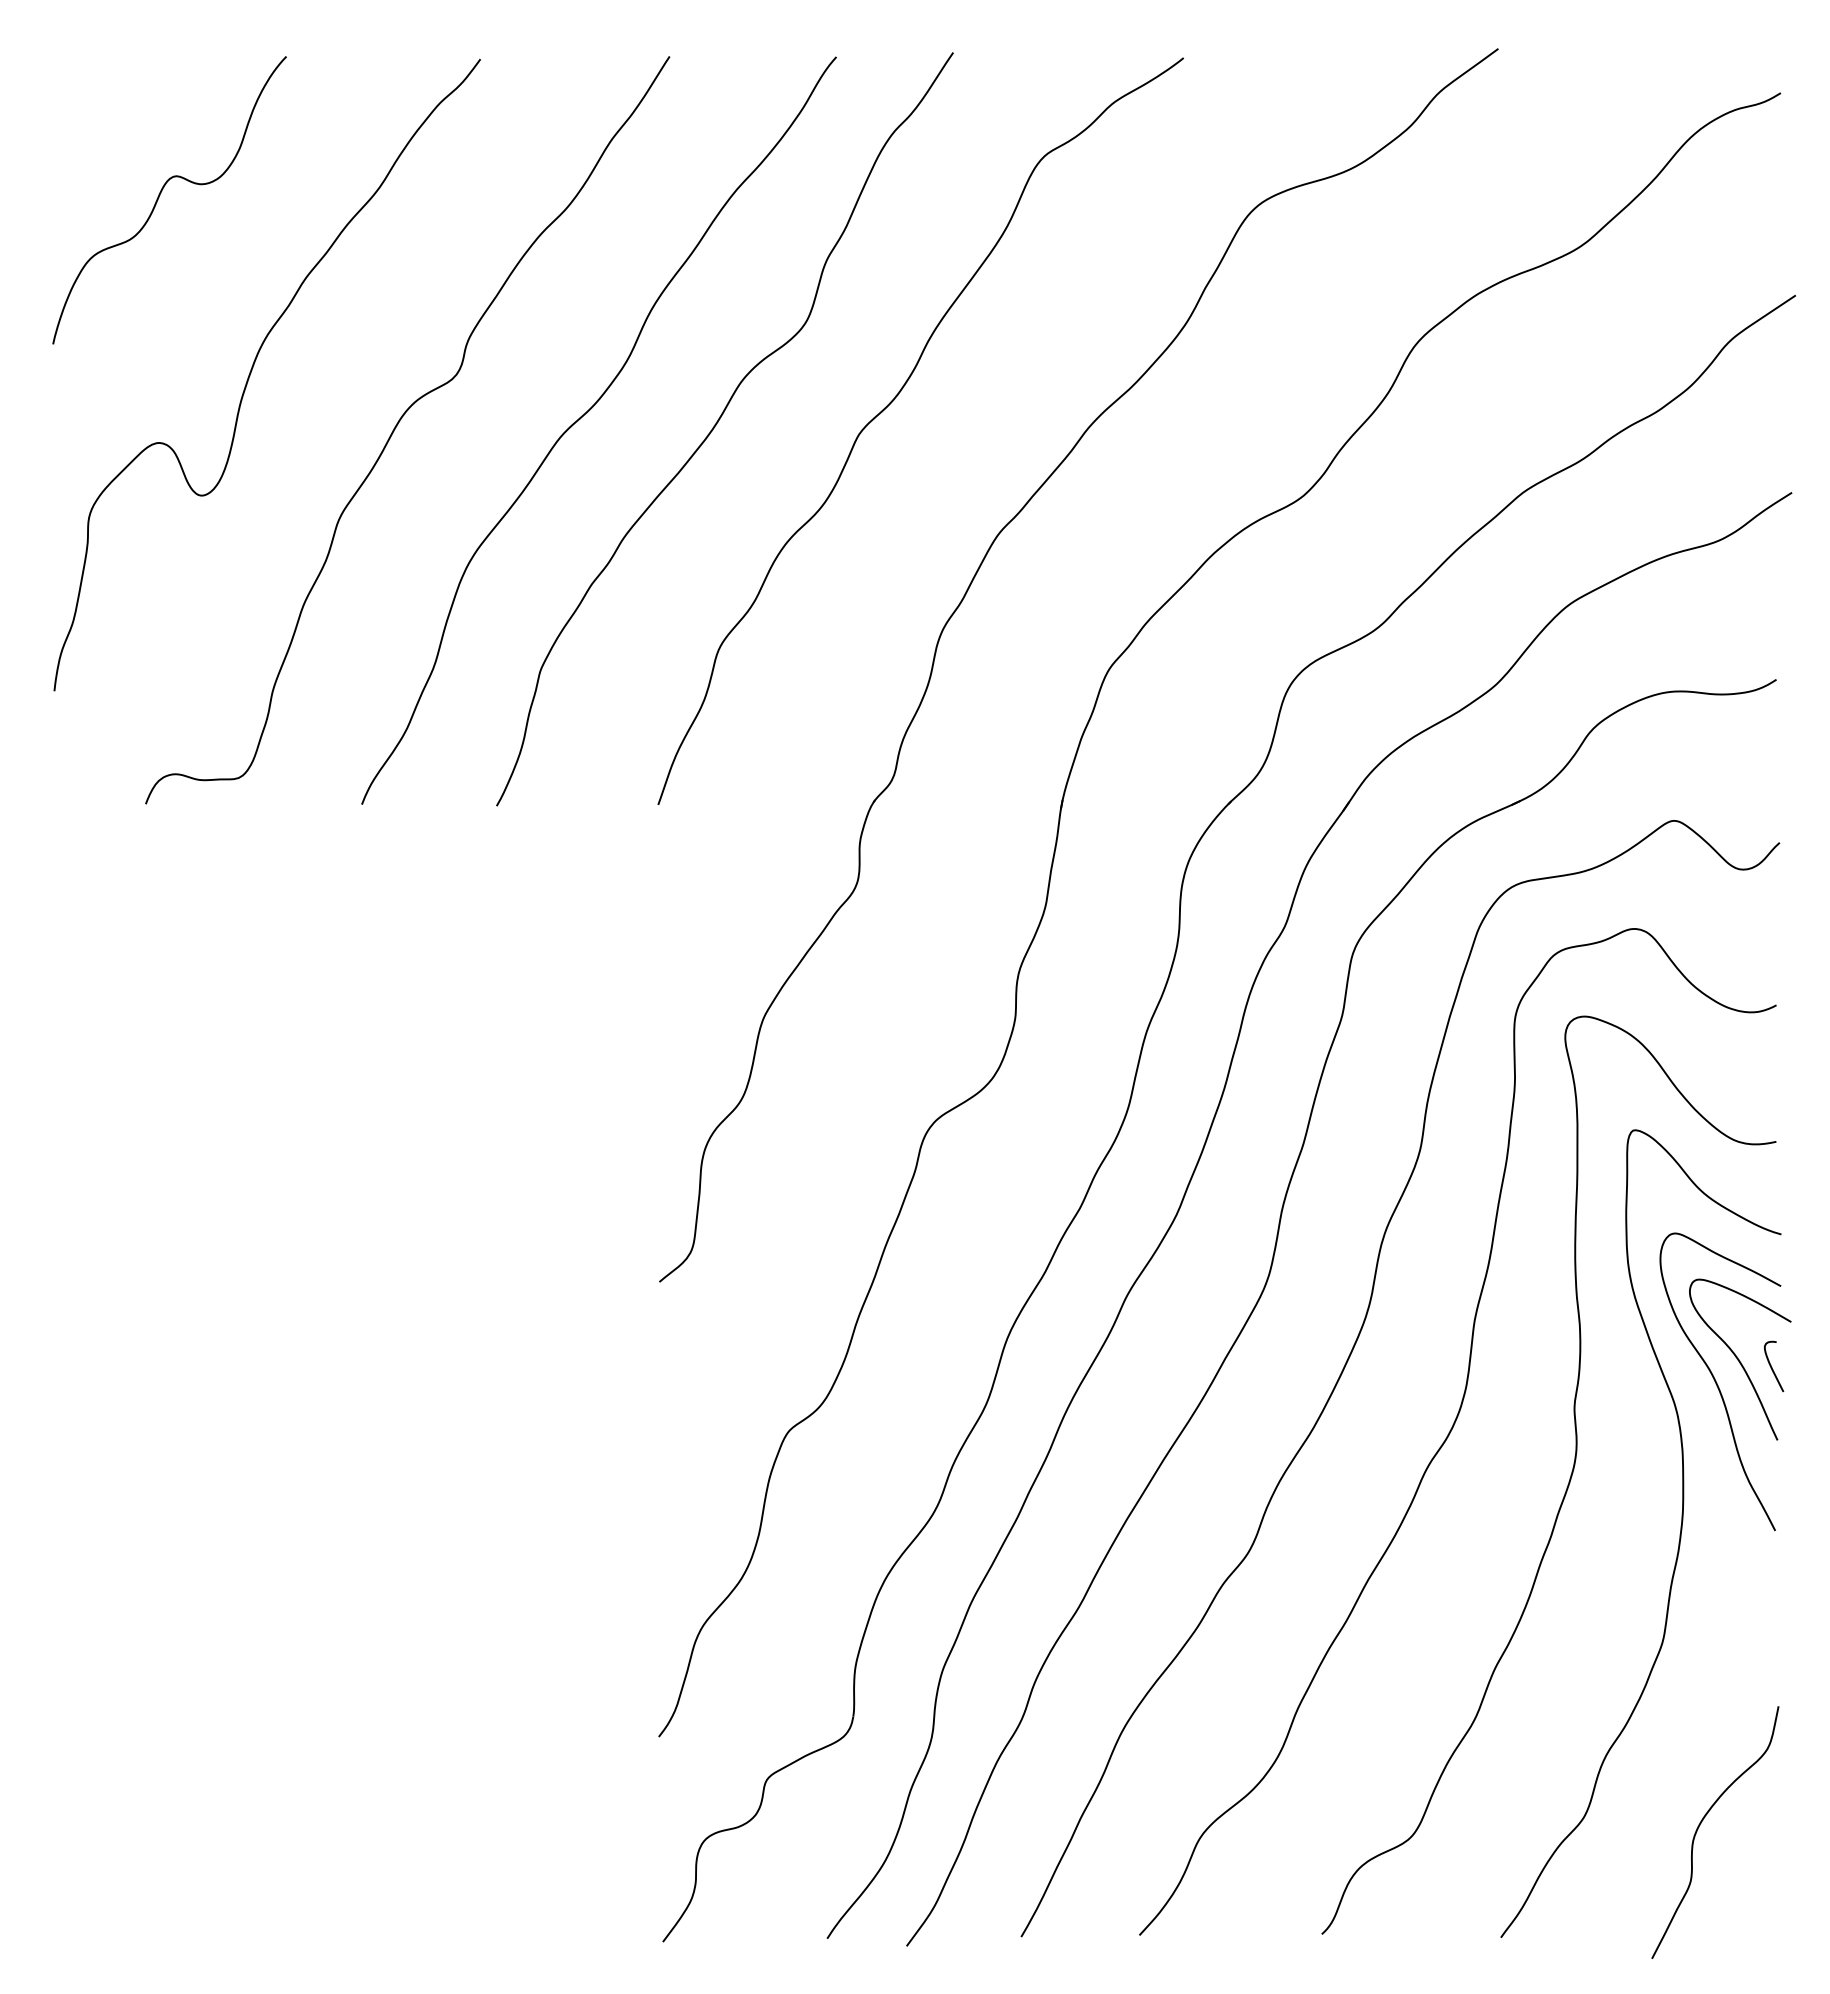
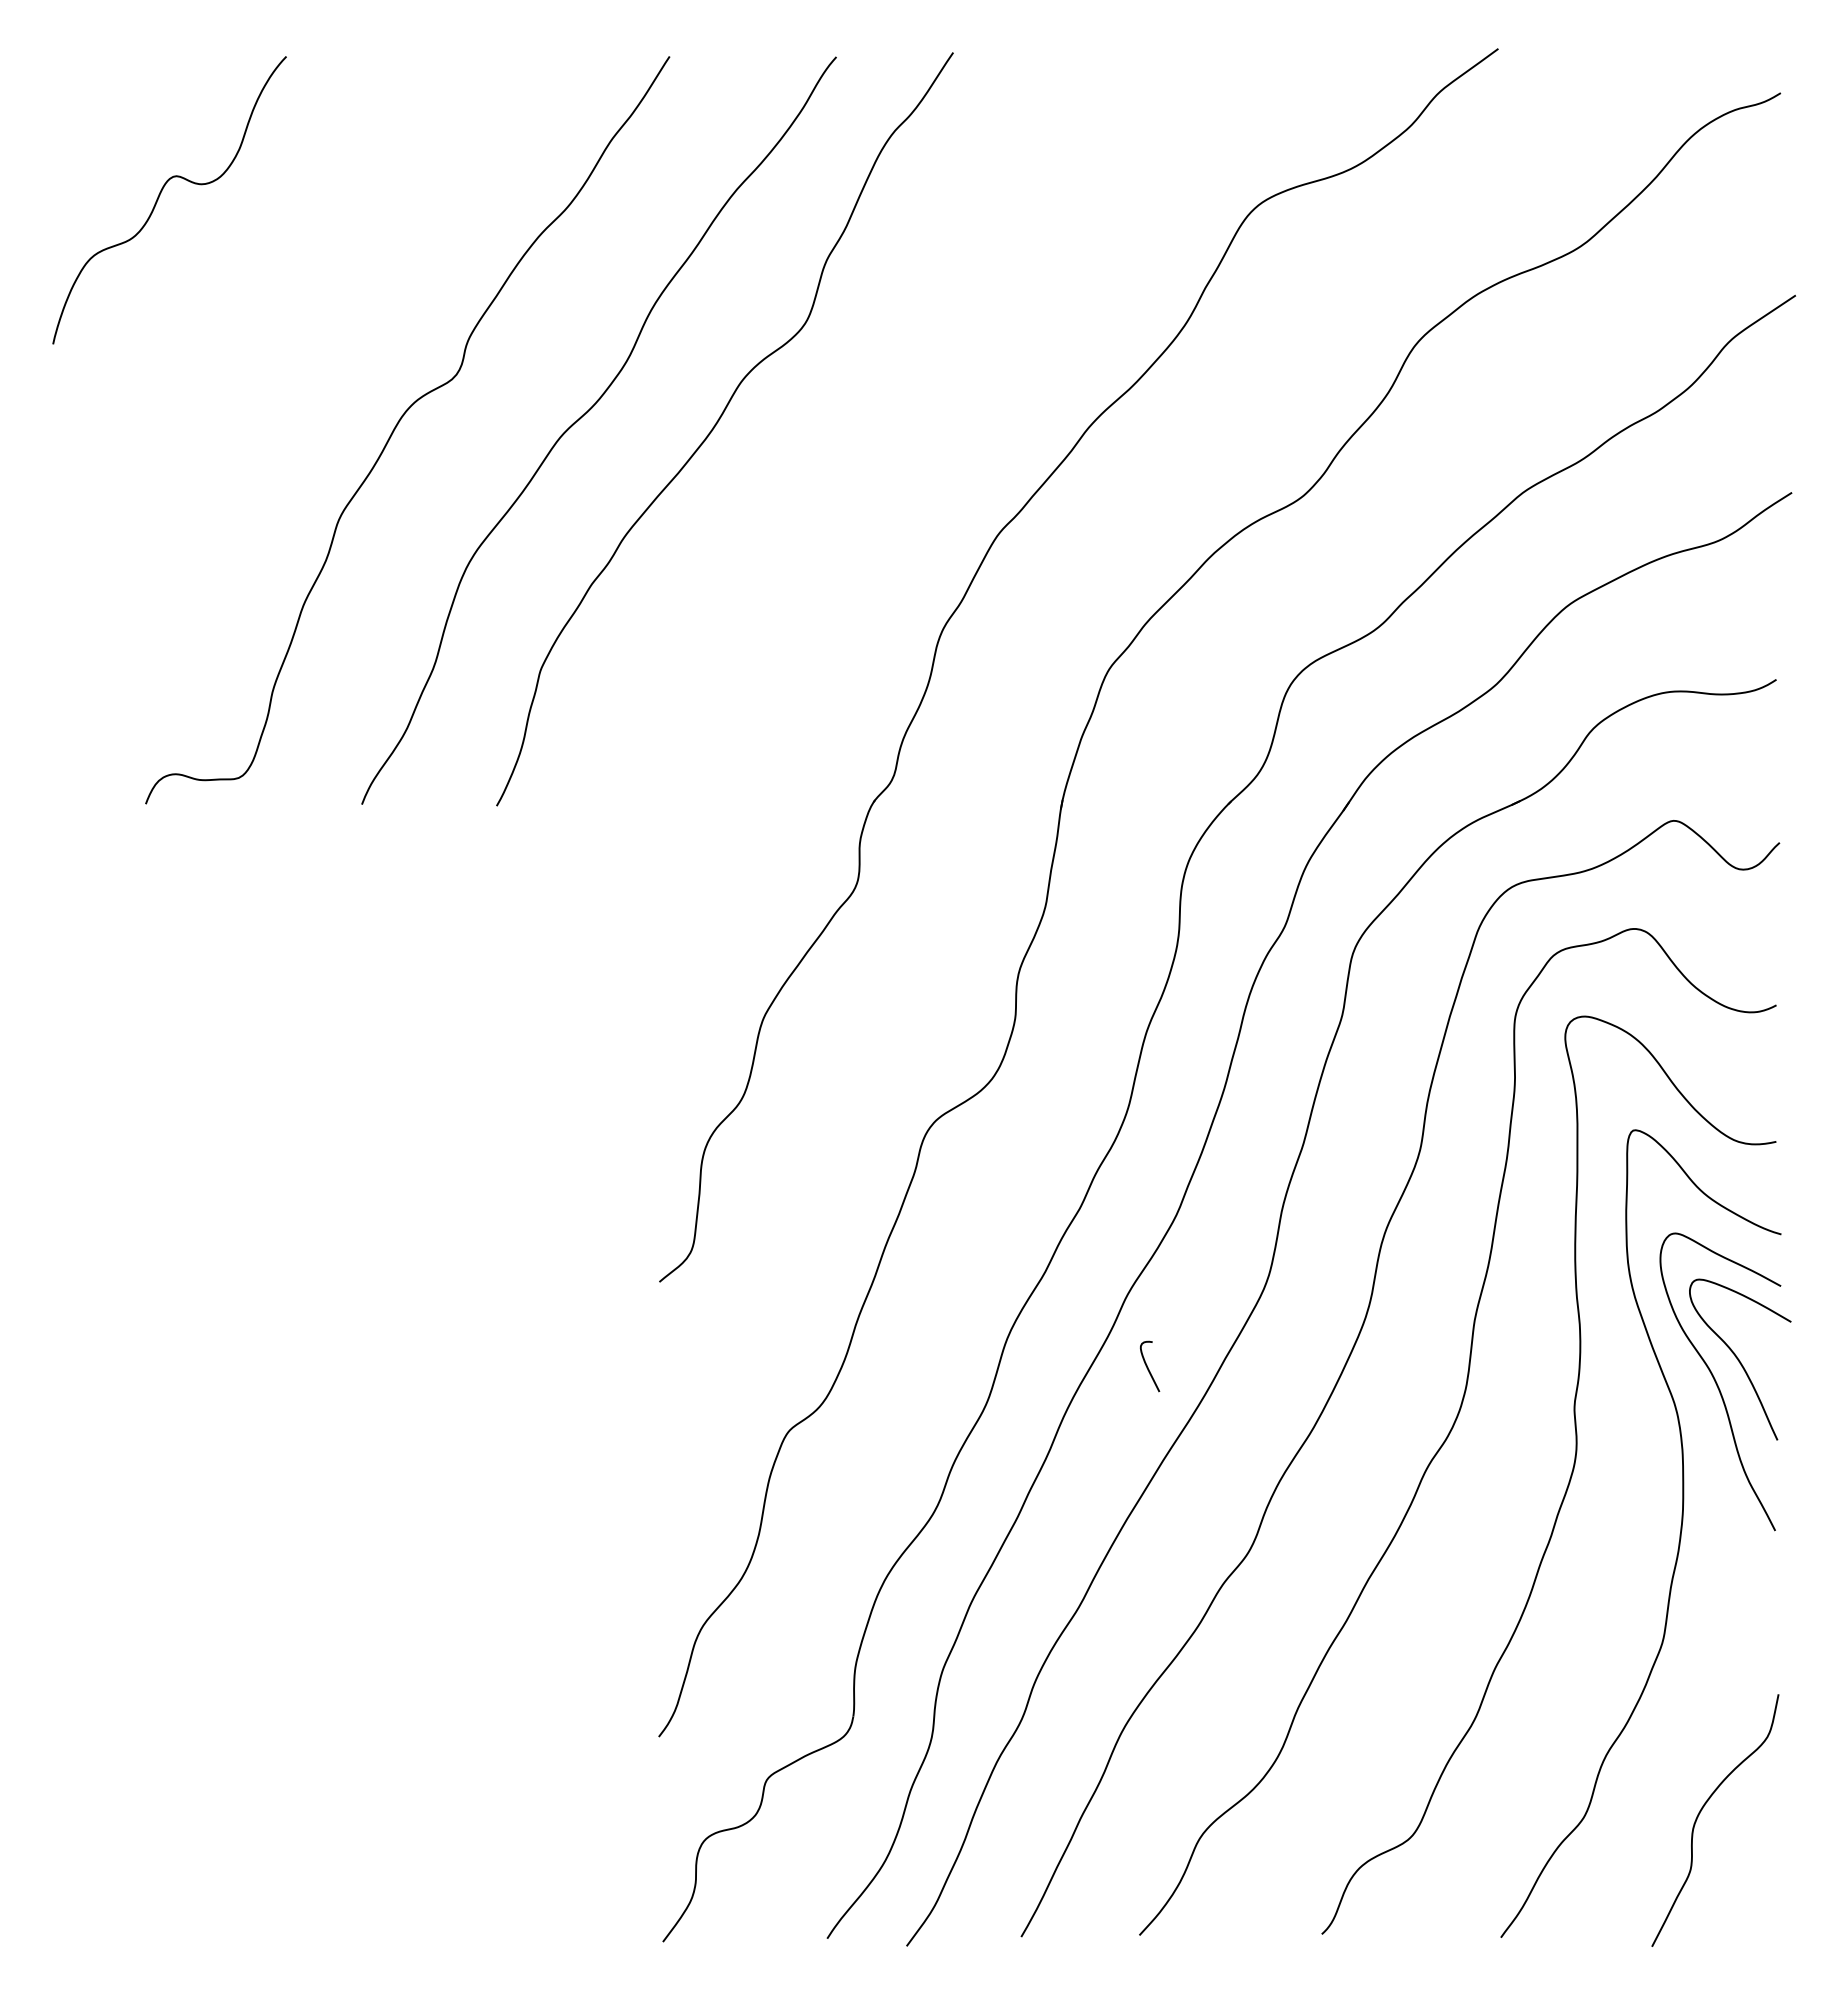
curve: present -> none (252, 370)
curve: present -> none (892, 402)
curve position: (1772, 1367) -> (1148, 1367) (1148, 1367)
curve position: (1700, 1825) -> (1700, 1813) (1700, 1813)
